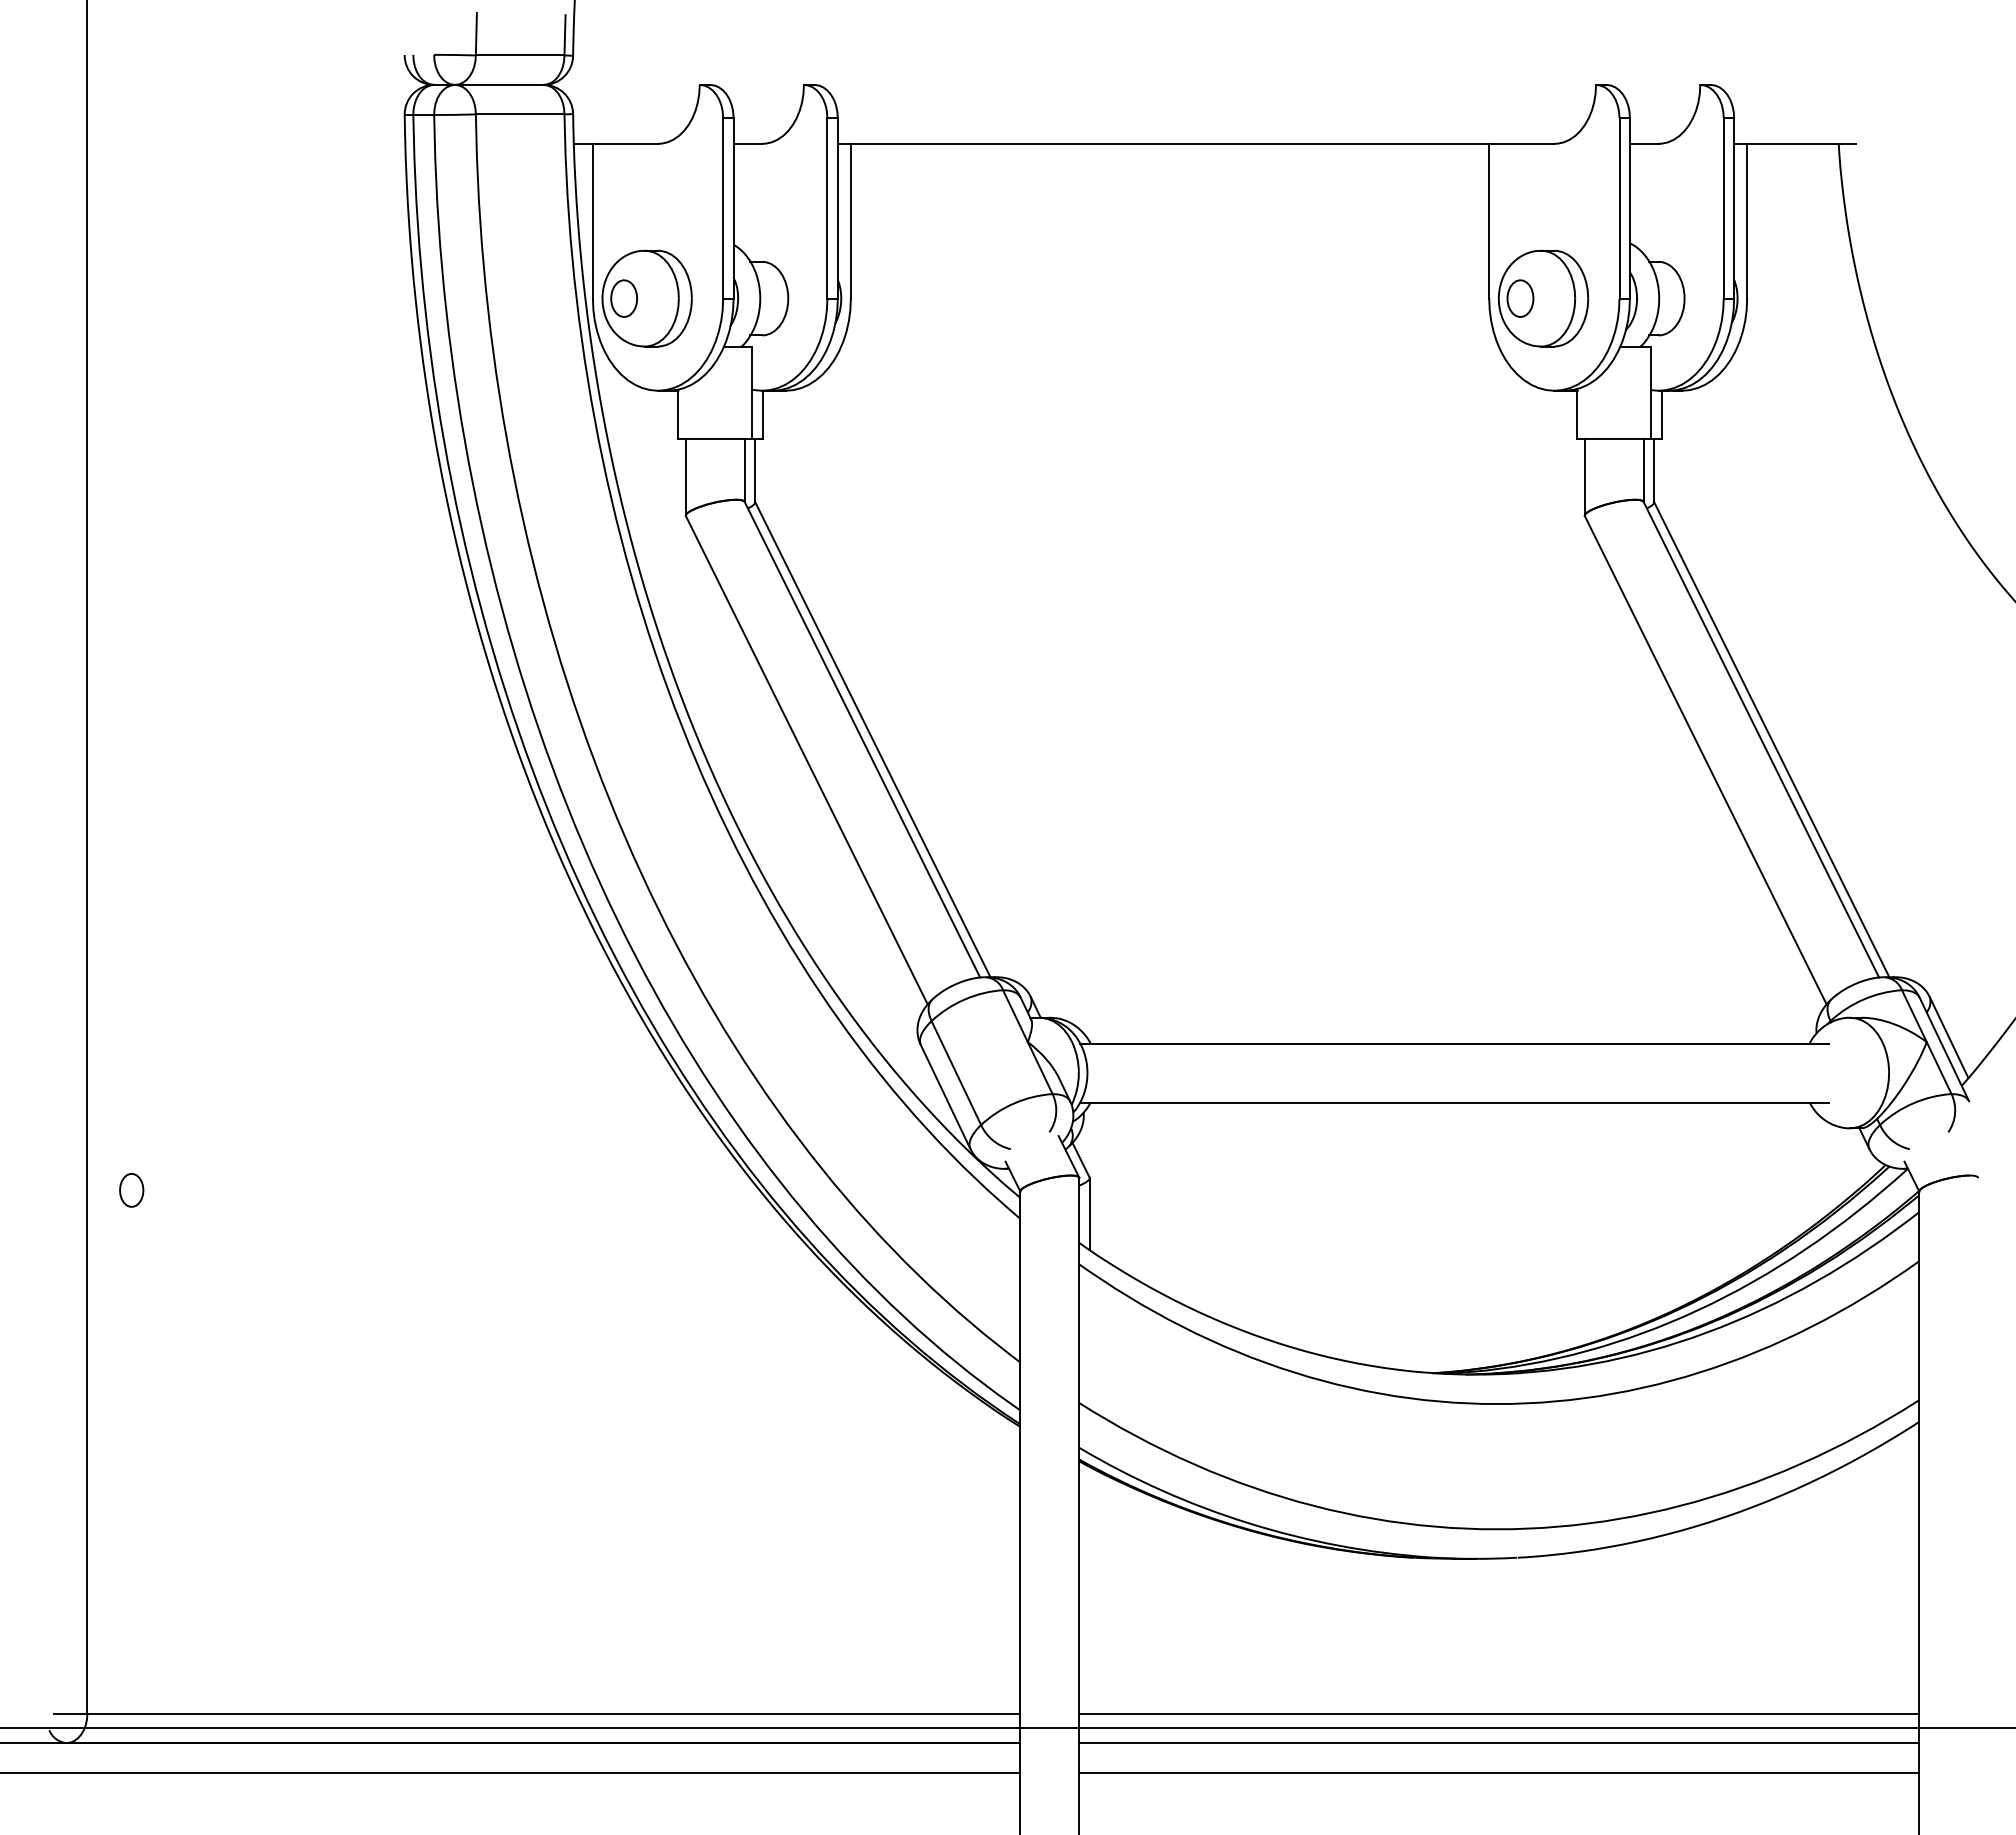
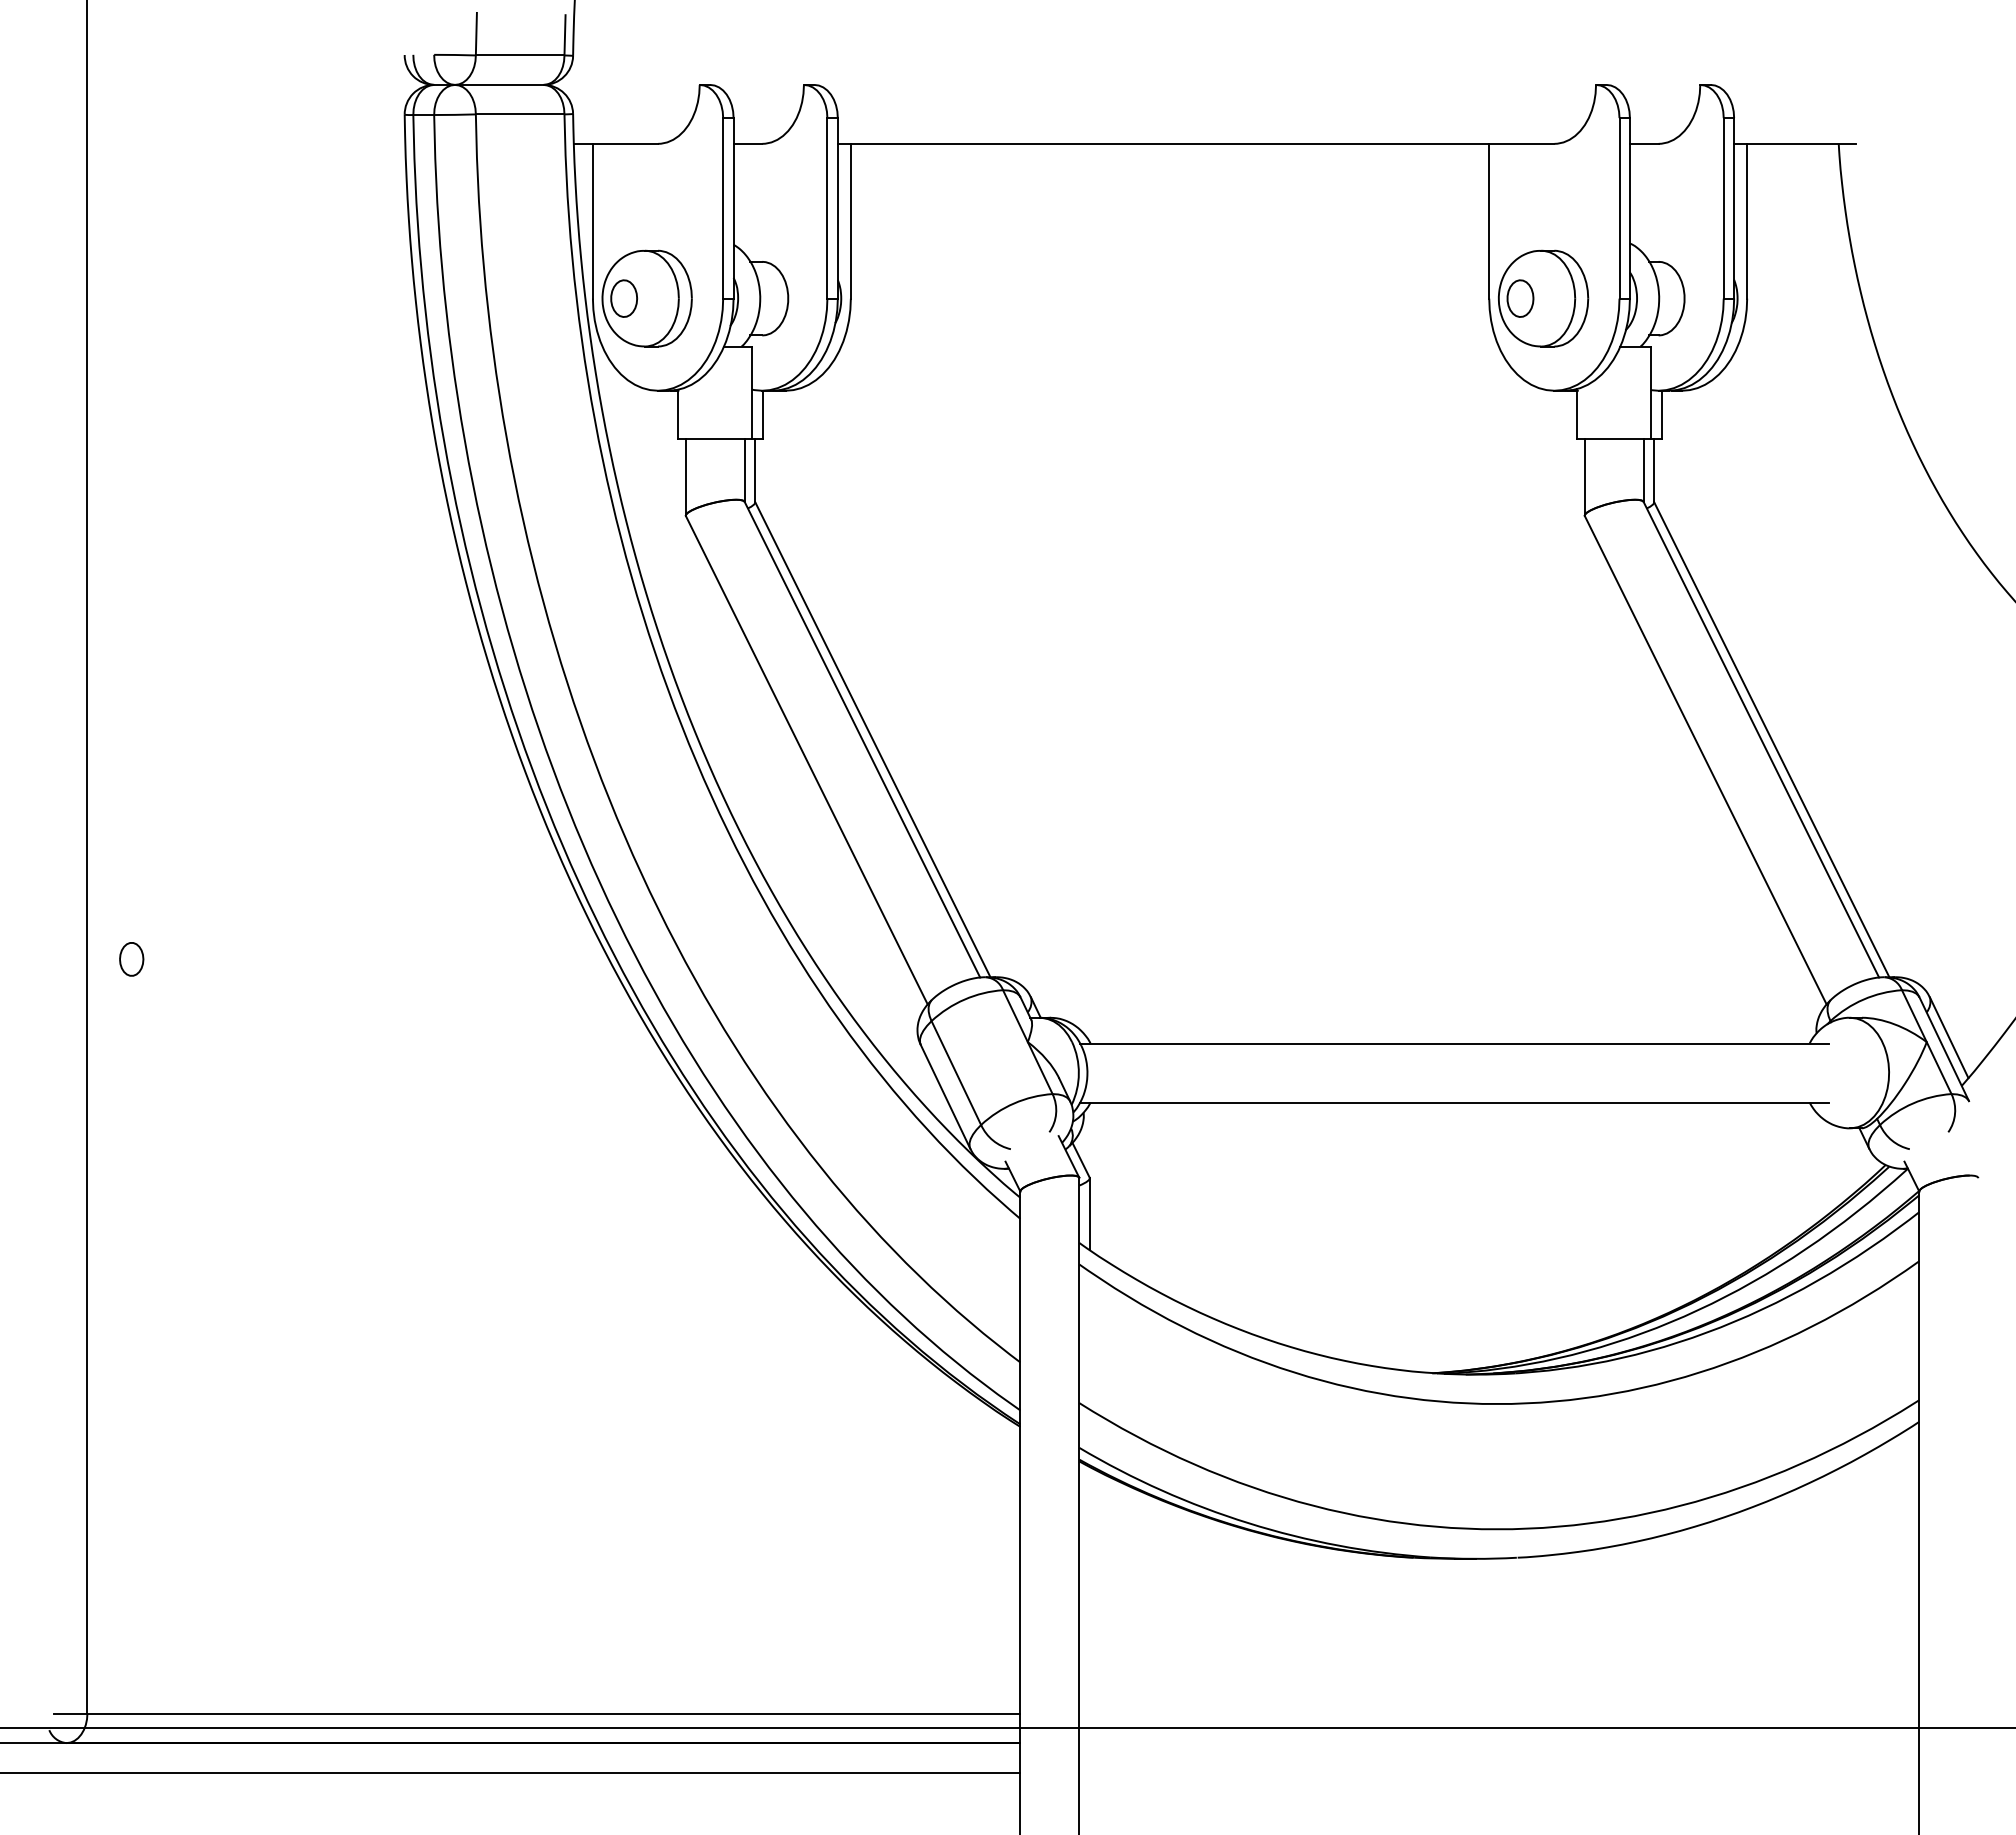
part position: (131, 1190) -> (131, 959) (131, 959)
line: present -> none (1499, 1713)
line: present -> none (1499, 1743)
line: present -> none (1499, 1772)
